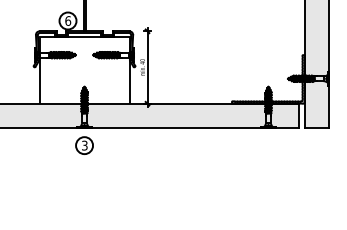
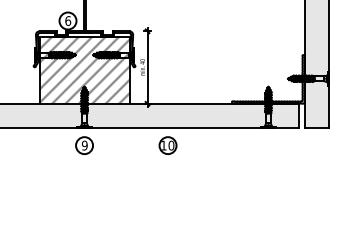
hatch: none -> present (84, 69)
text: 3 -> 9 (84, 145)
part: none -> present (167, 145)
